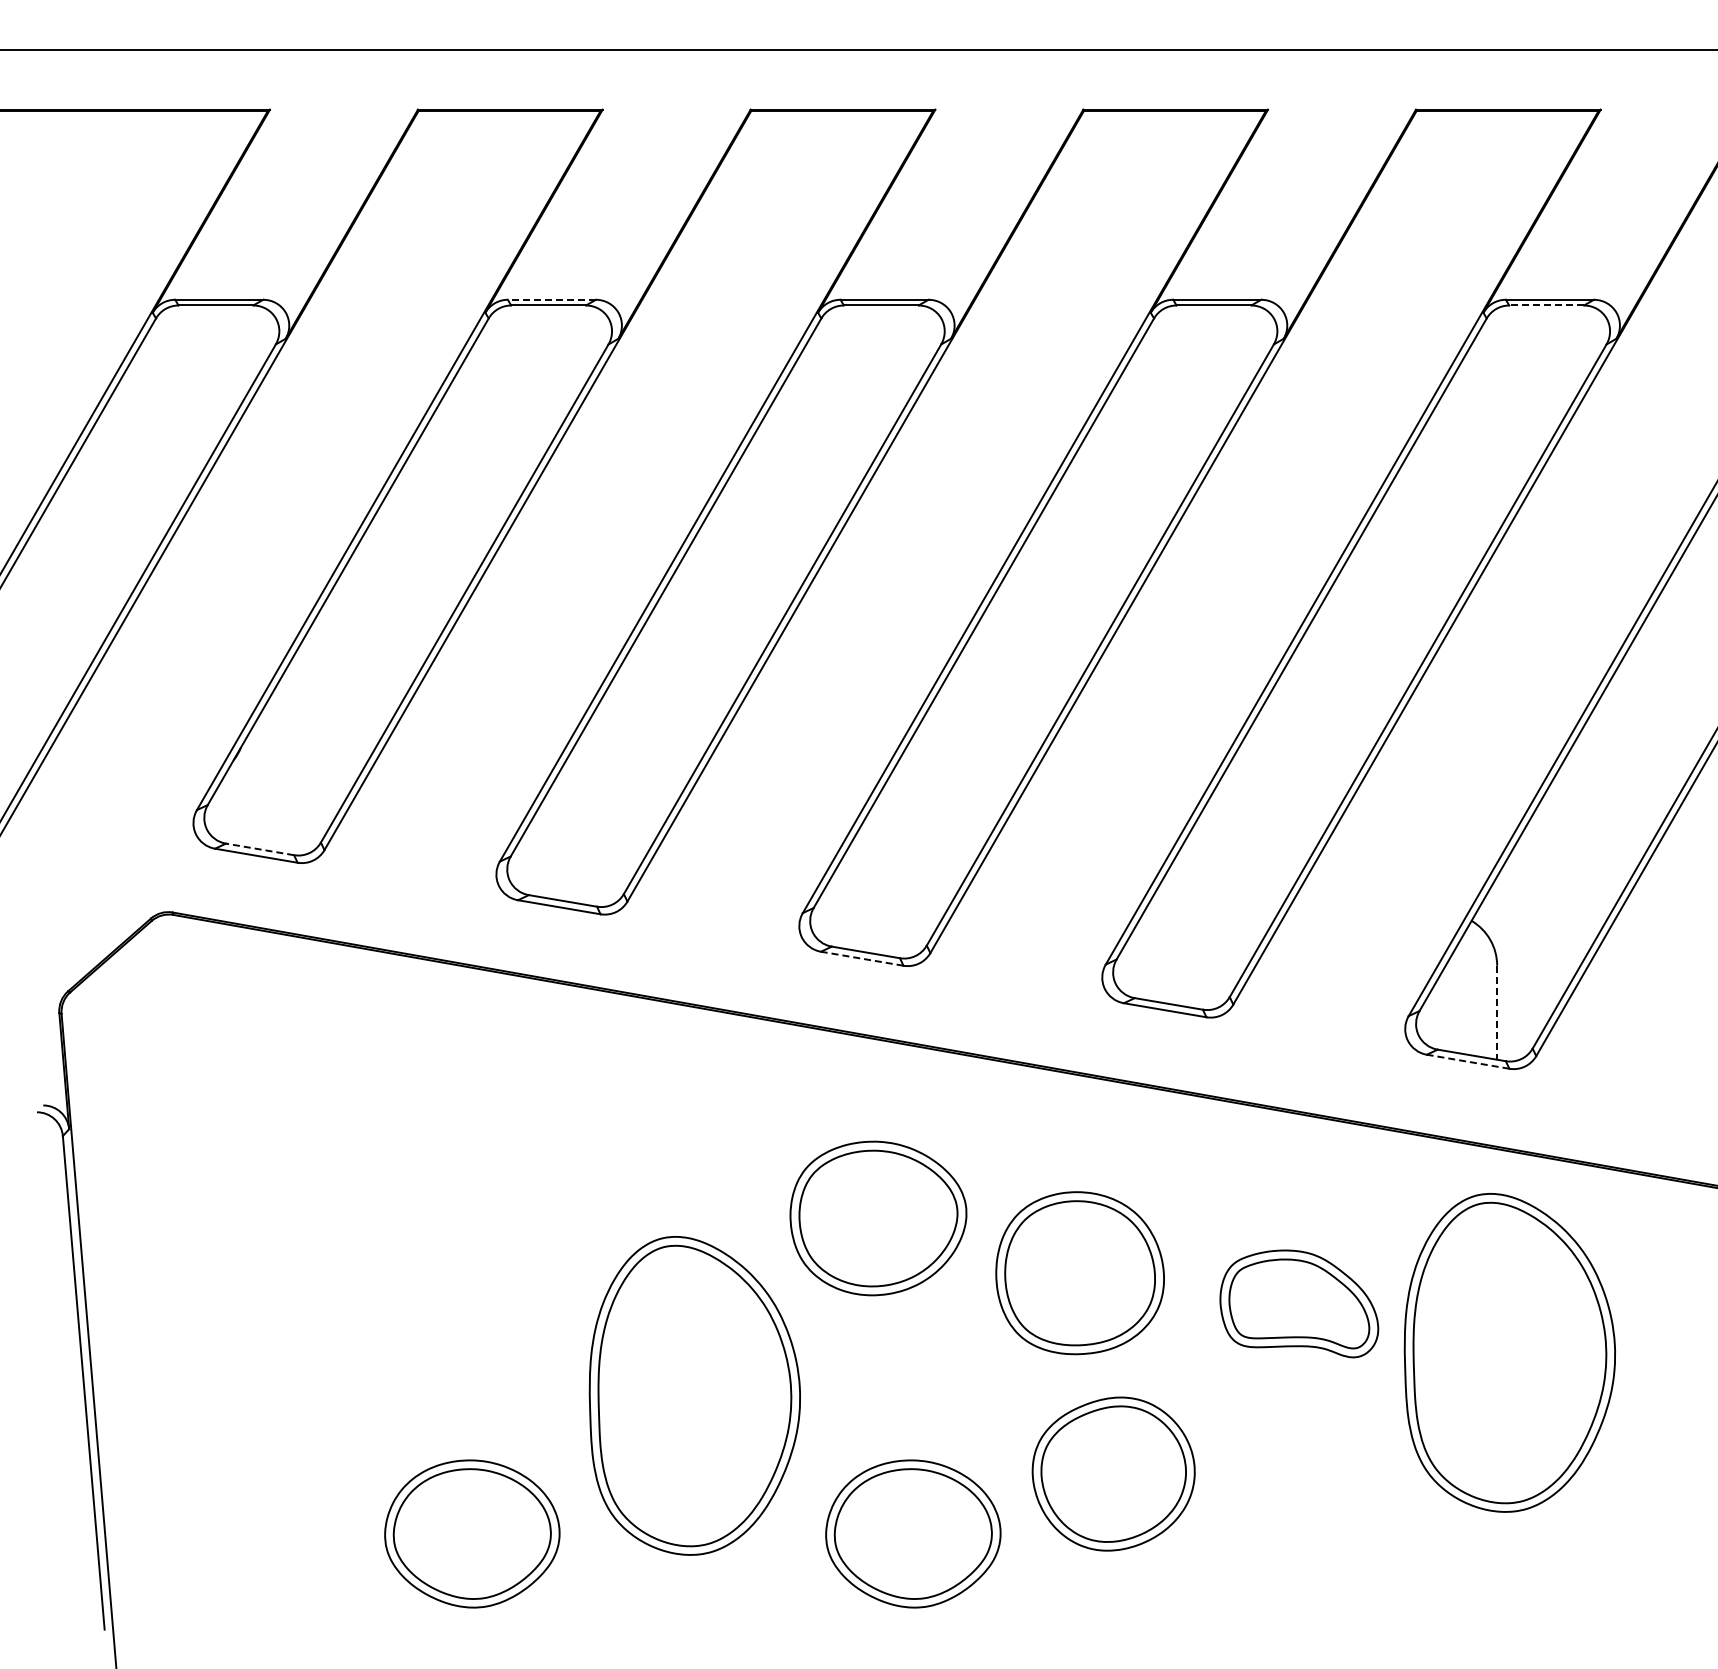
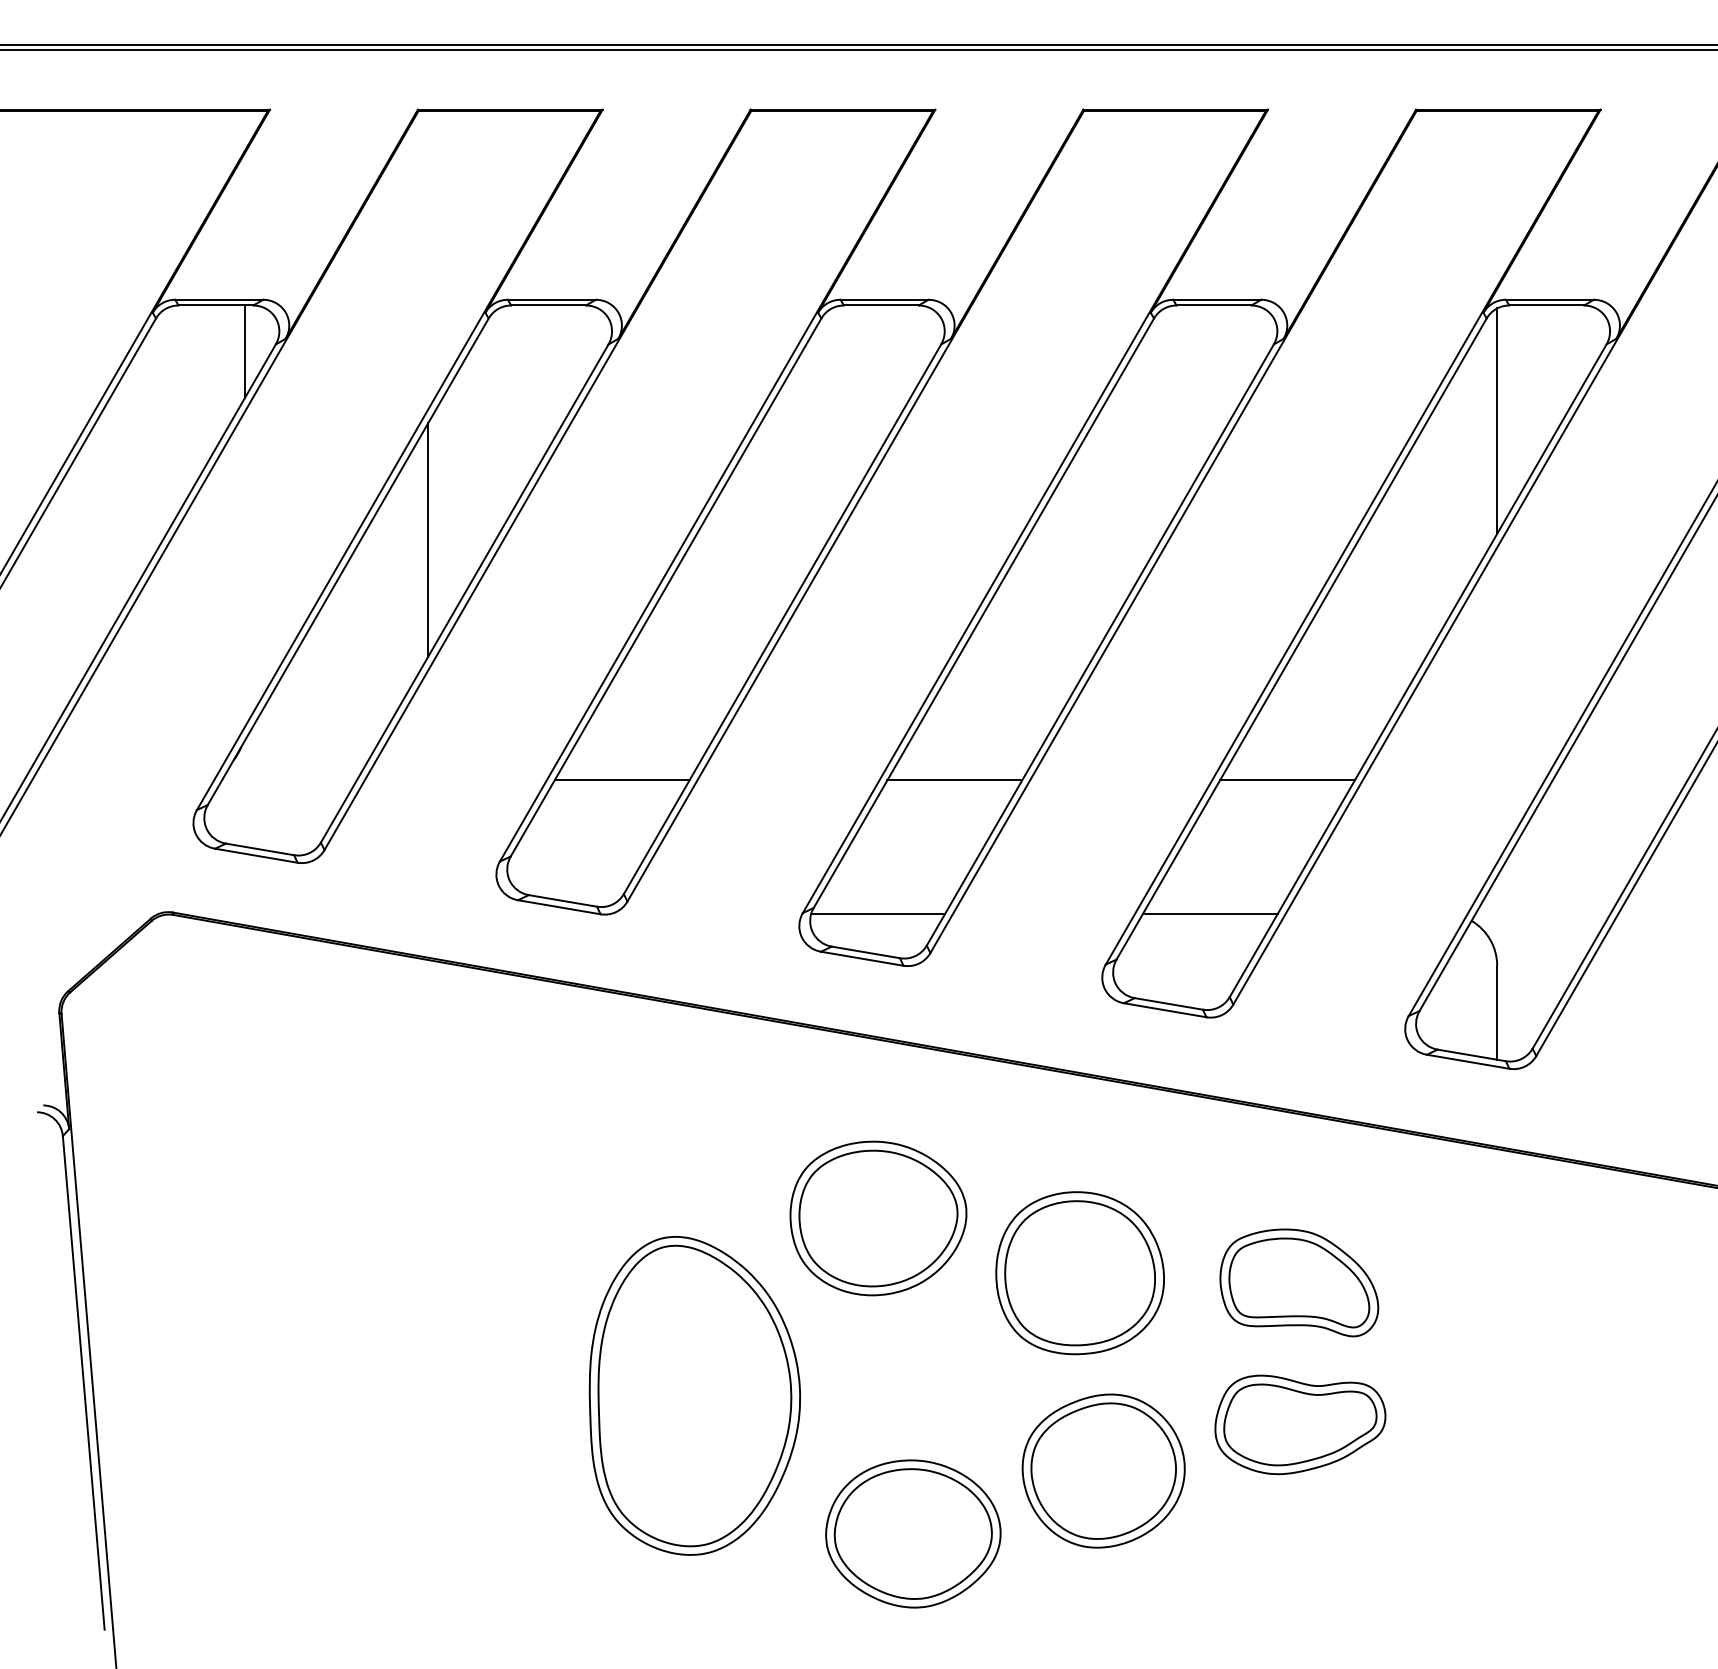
line: none -> present (858, 44)
line: dashed -> solid (551, 299)
line: dashed -> solid (1546, 305)
line: none -> present (244, 351)
line: none -> present (1497, 420)
line: none -> present (428, 539)
line: none -> present (621, 780)
line: none -> present (954, 780)
line: none -> present (1287, 780)
line: dashed -> solid (260, 849)
line: none -> present (878, 913)
line: none -> present (1210, 913)
line: dashed -> solid (862, 958)
line: dashed -> solid (1497, 1012)
line: dashed -> solid (1468, 1061)
part position: (1299, 1303) -> (1299, 1282) (1299, 1282)
part: present -> none (1509, 1352)
part: none -> present (1300, 1424)
part position: (1113, 1473) -> (1103, 1470) (1103, 1470)
part: present -> none (472, 1533)
